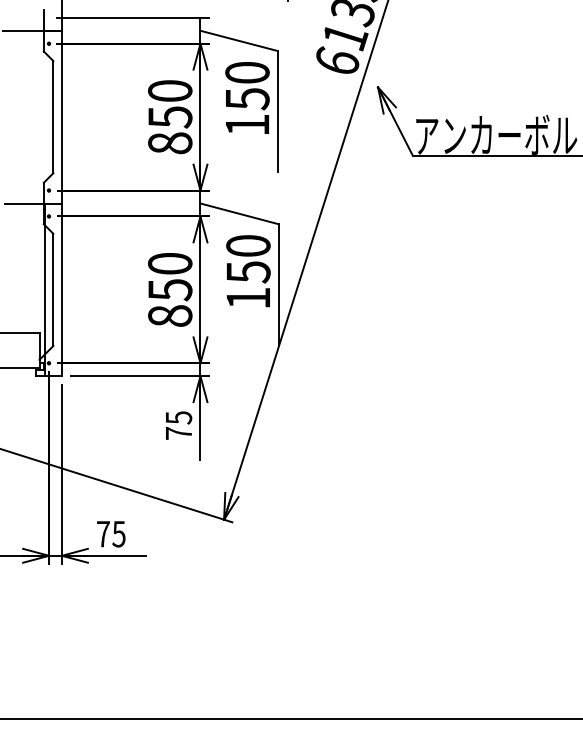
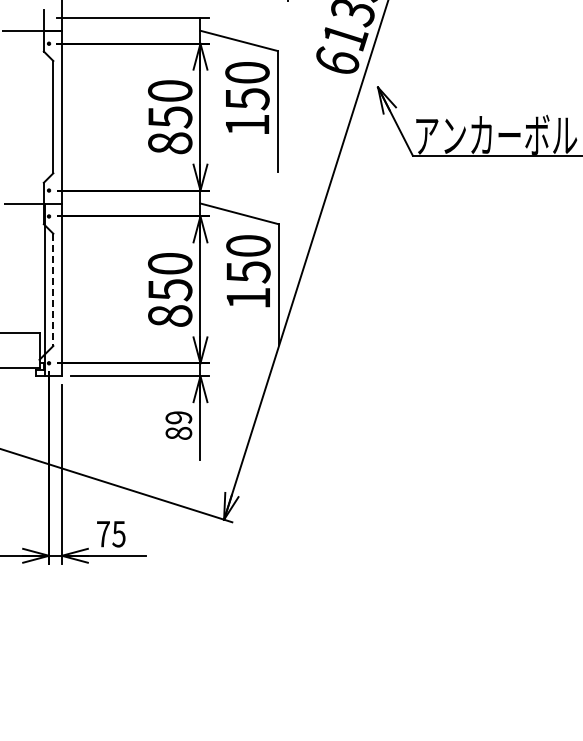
line: solid -> dashed (53, 290)
text: 75 -> 89 (178, 425)
line: present -> none (290, 718)
